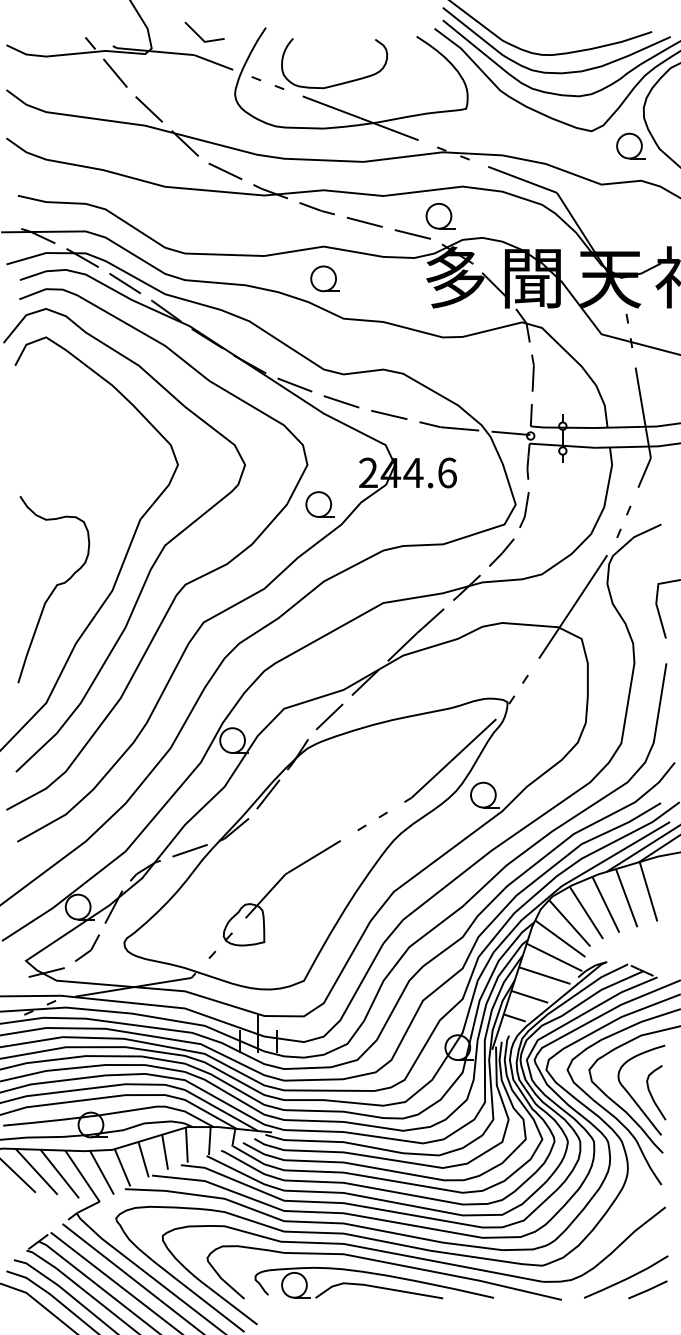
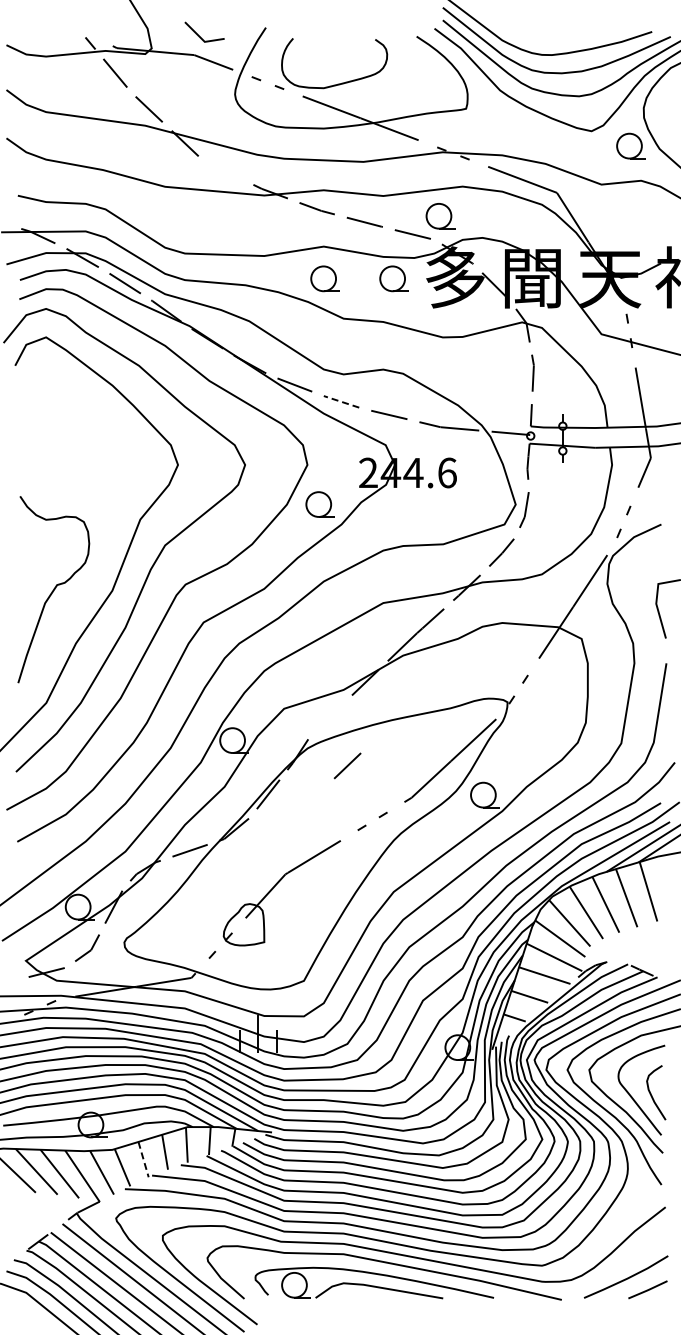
line: present -> none (225, 171)
part: none -> present (393, 278)
line: solid -> dashed (341, 401)
line position: (329, 716) -> (347, 765) (347, 765)
line: solid -> dashed (143, 1160)
